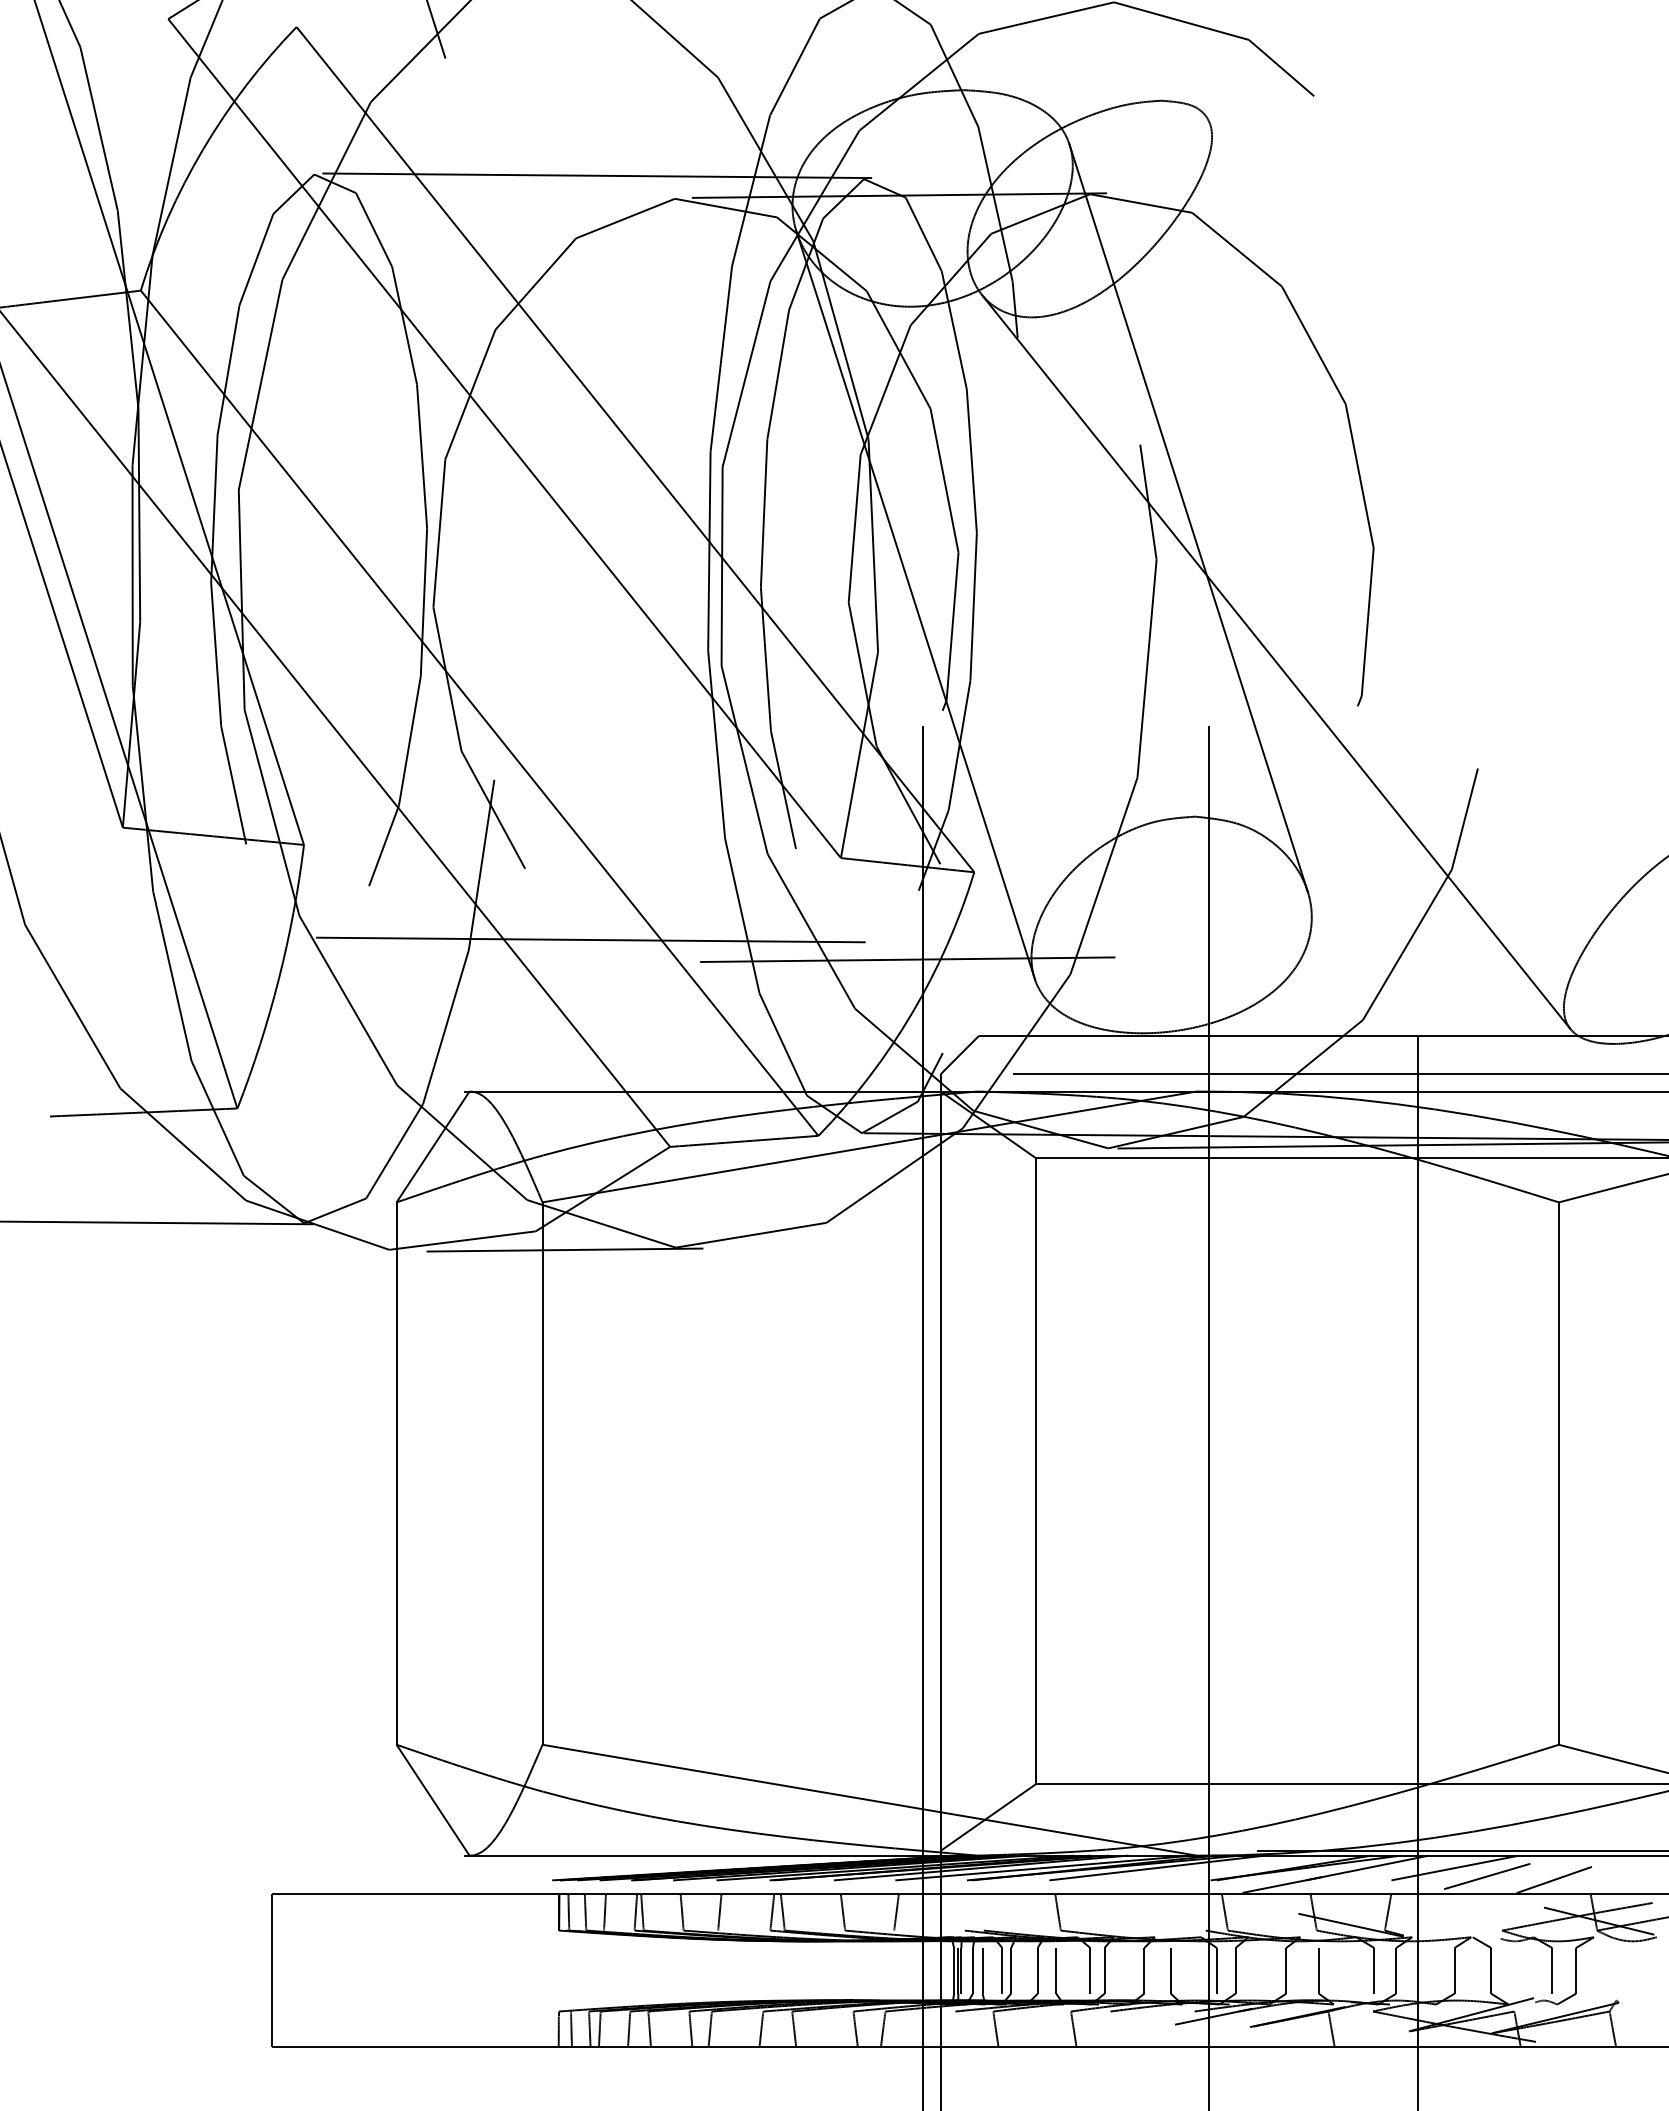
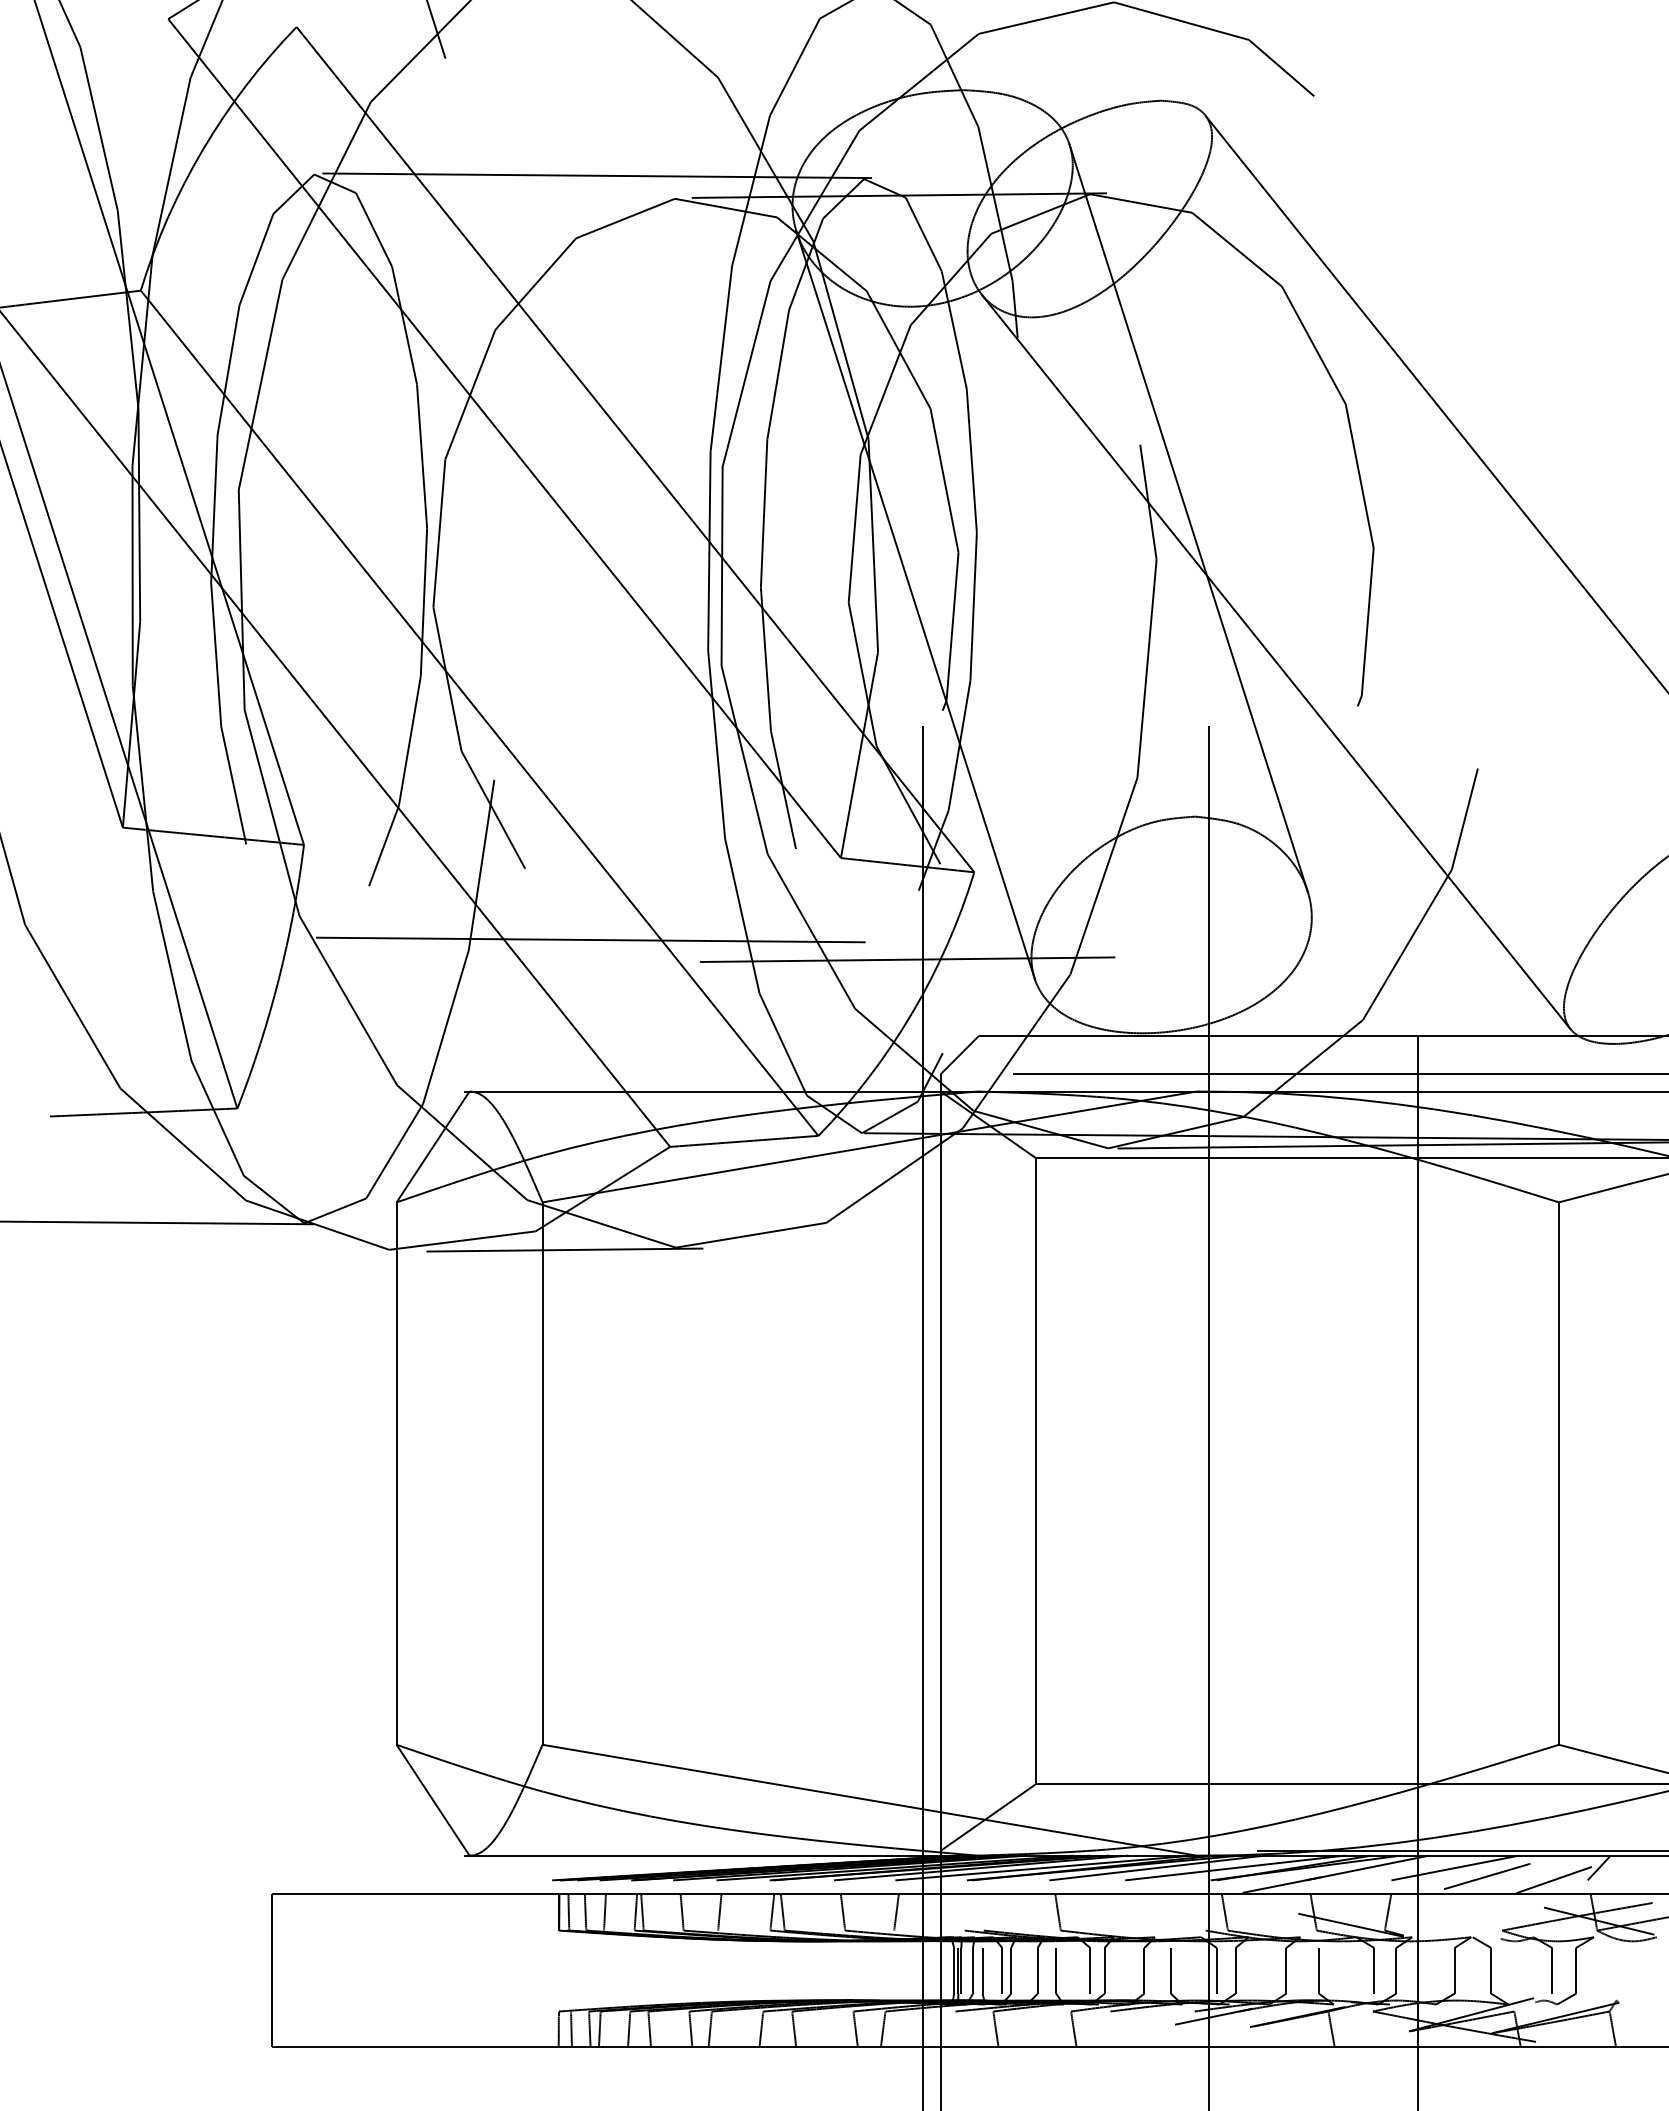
line: none -> present (1435, 402)
line: none -> present (1234, 1867)
line: none -> present (1598, 1867)
